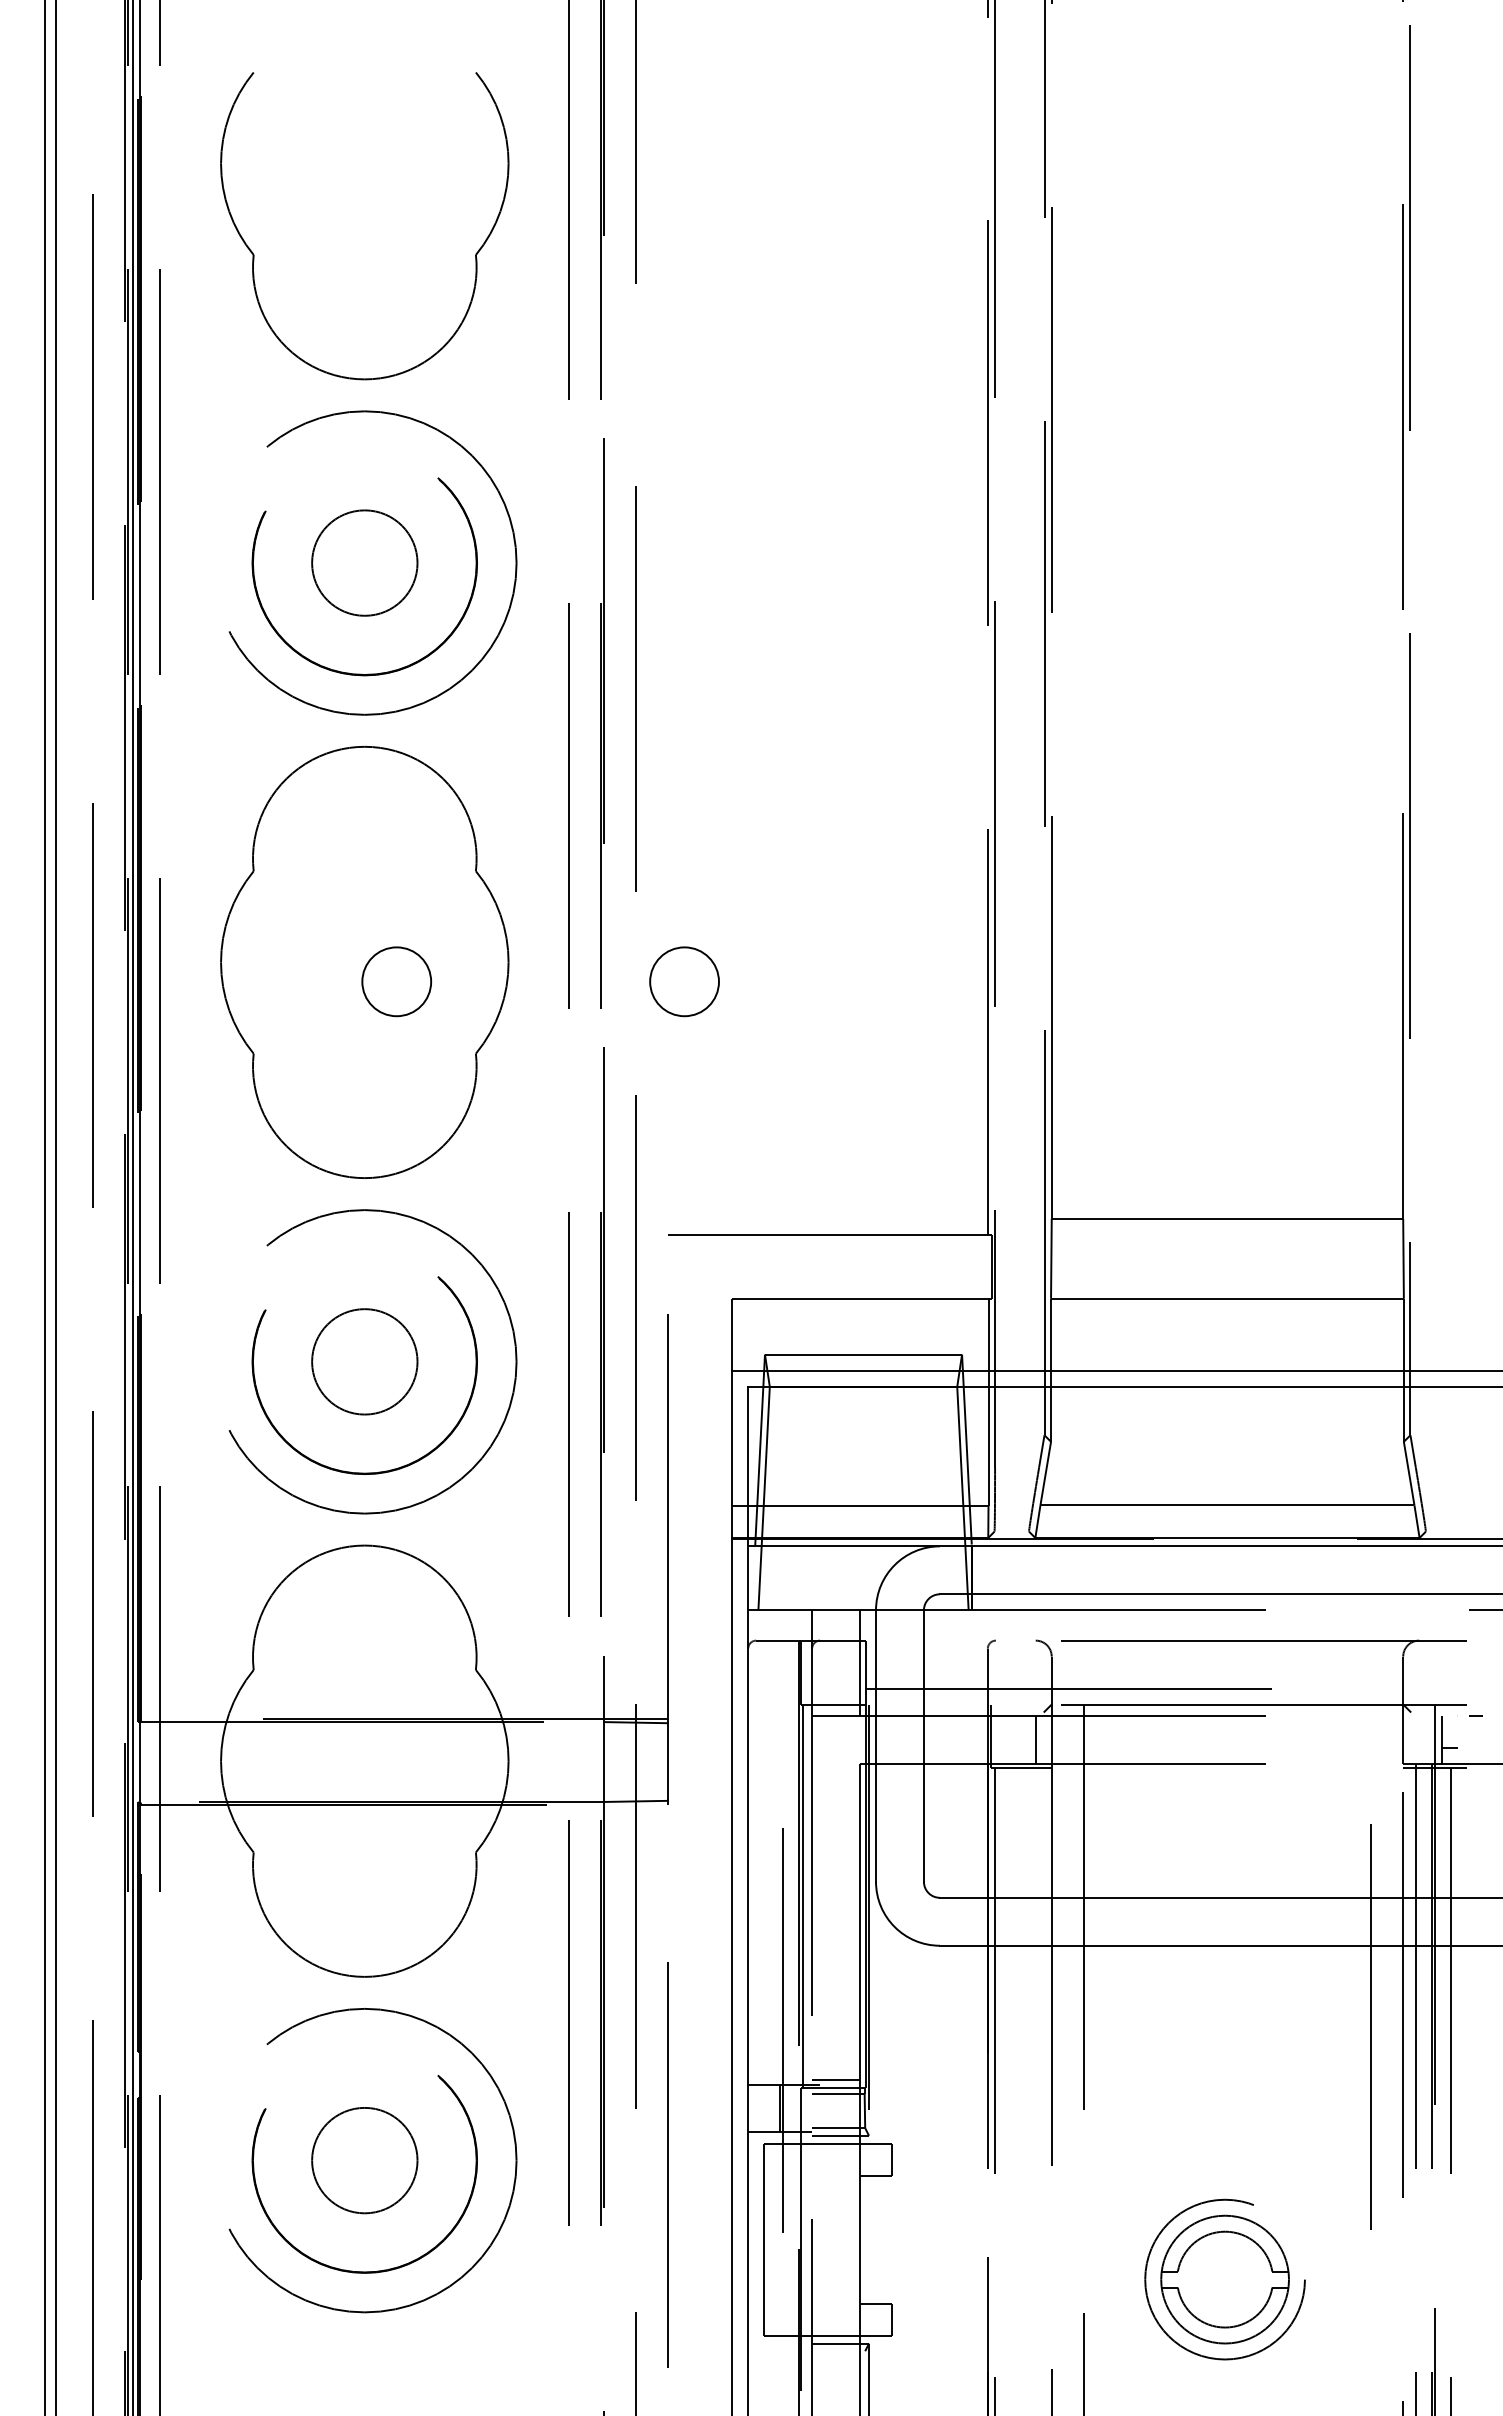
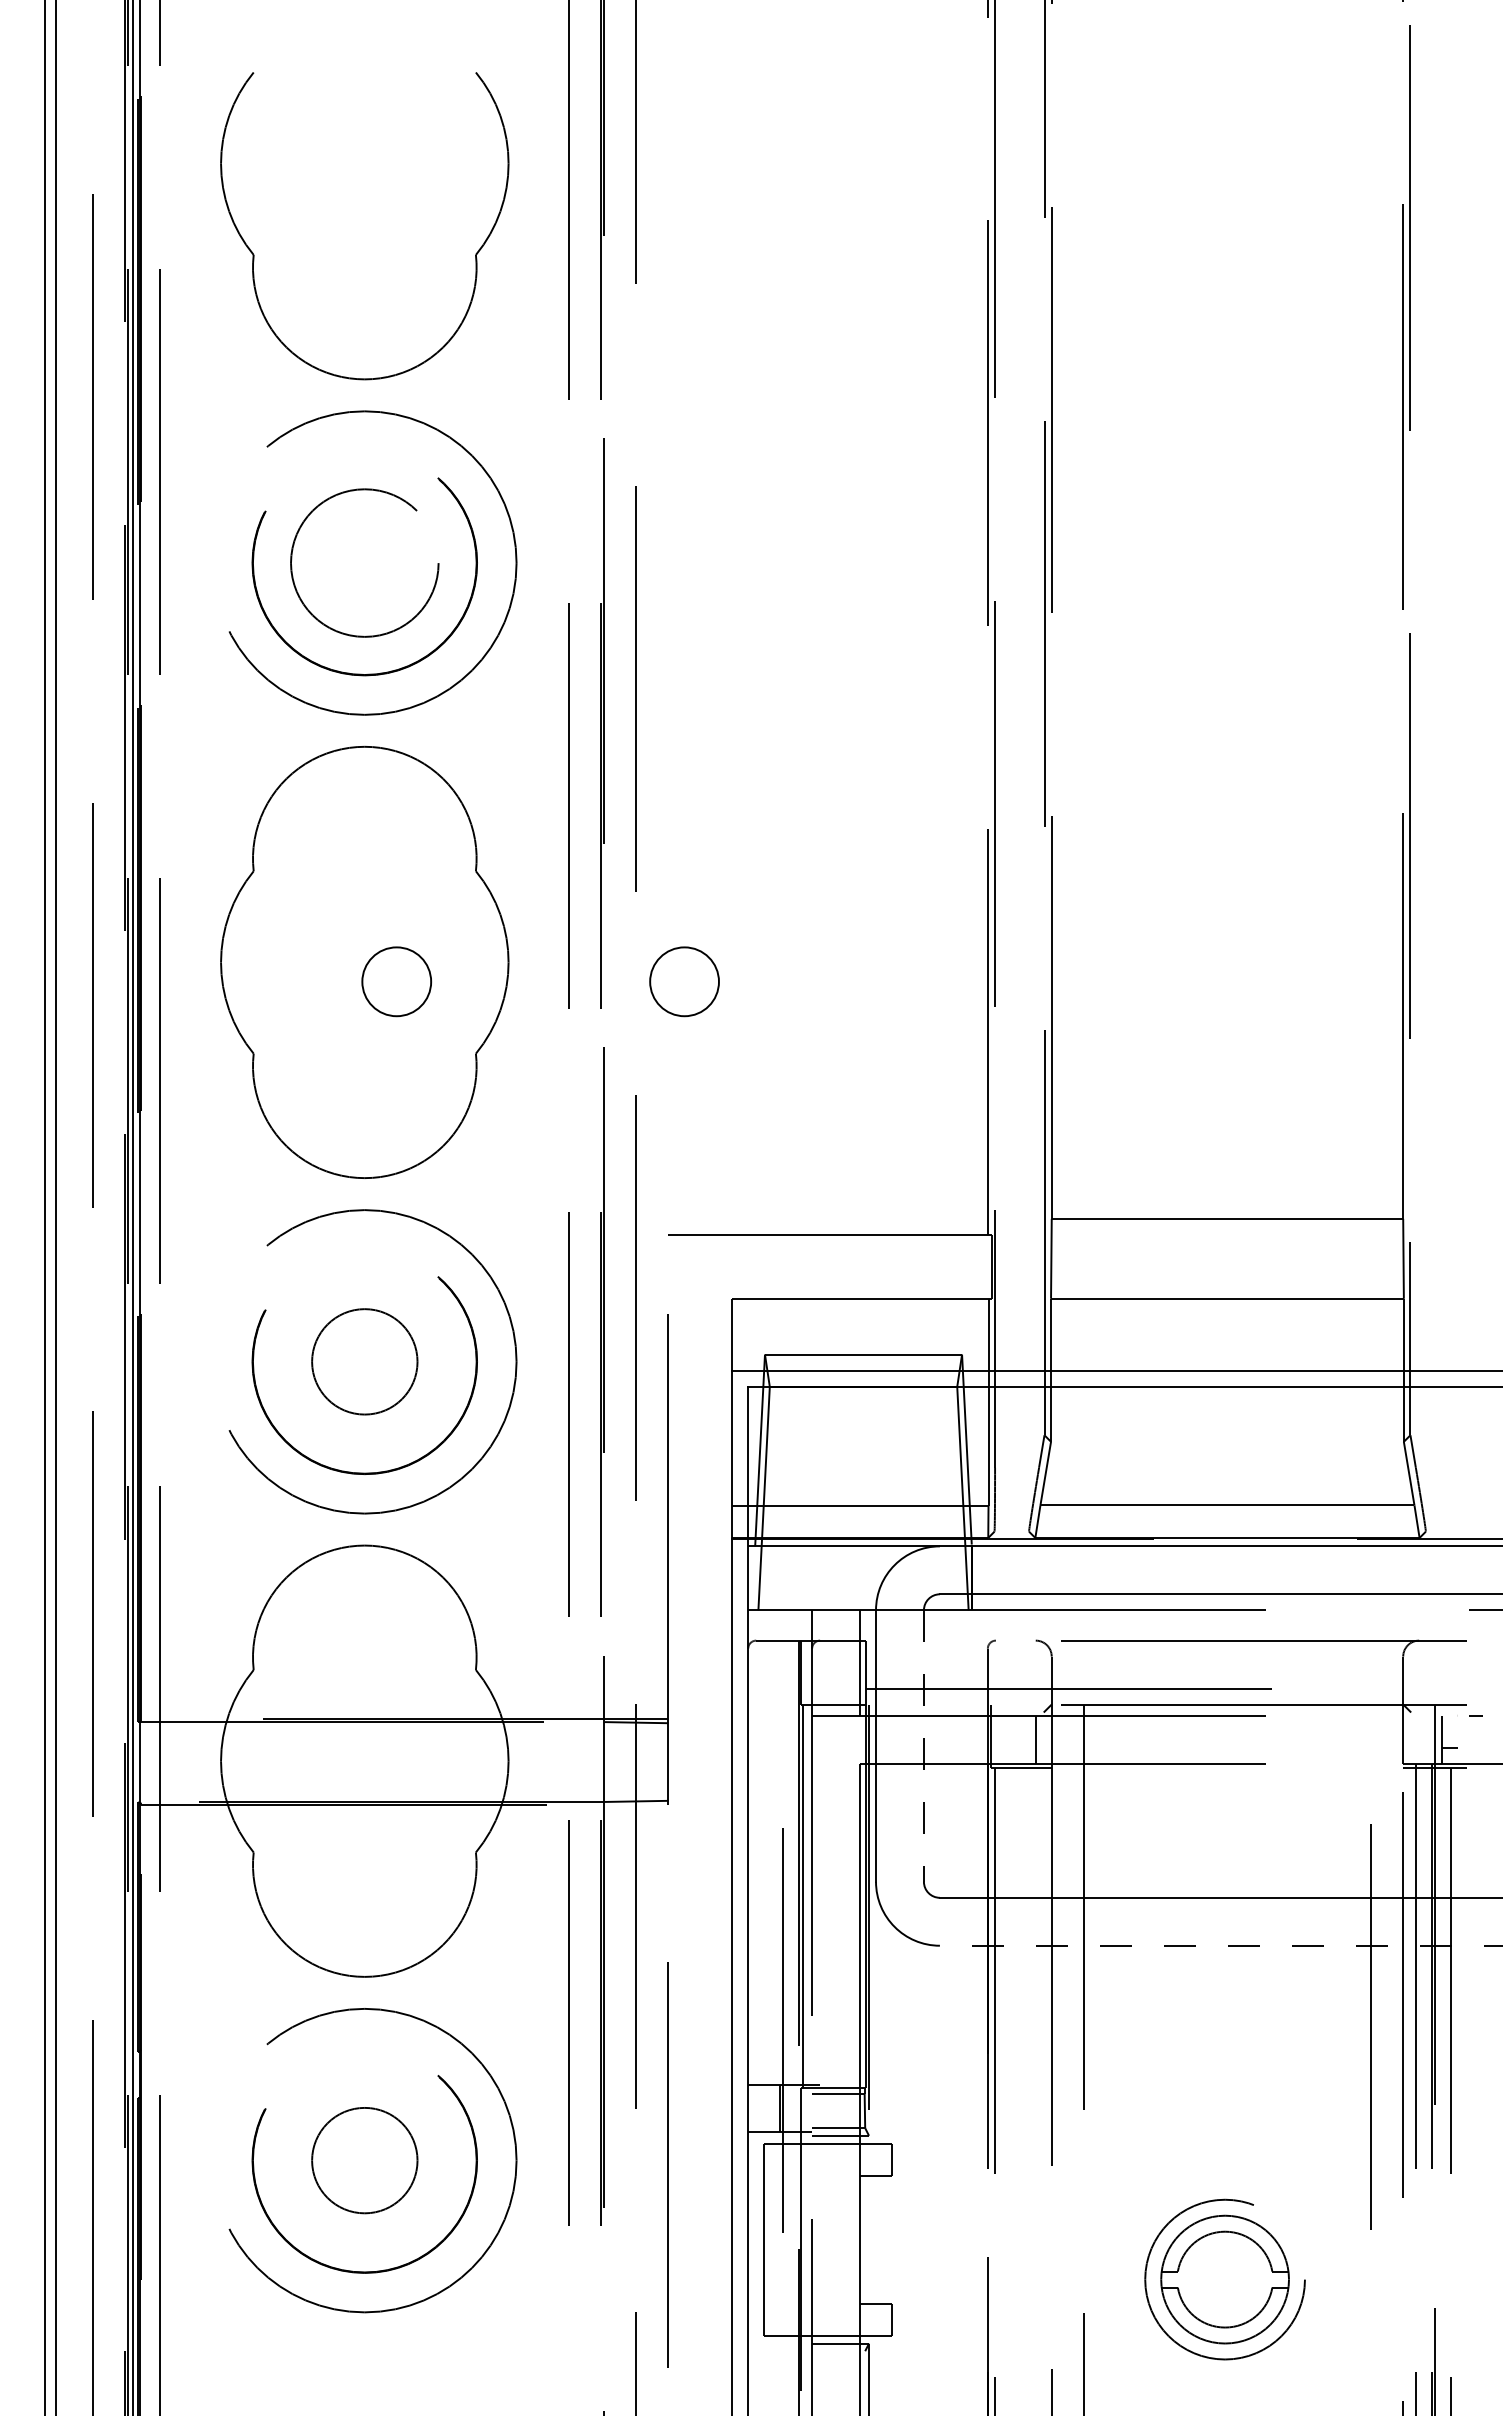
circle diameter: 105 px -> 148 px (364, 562)
line: solid -> dashed (923, 1746)
line: solid -> dashed (1220, 1945)
line: present -> none (836, 2079)
